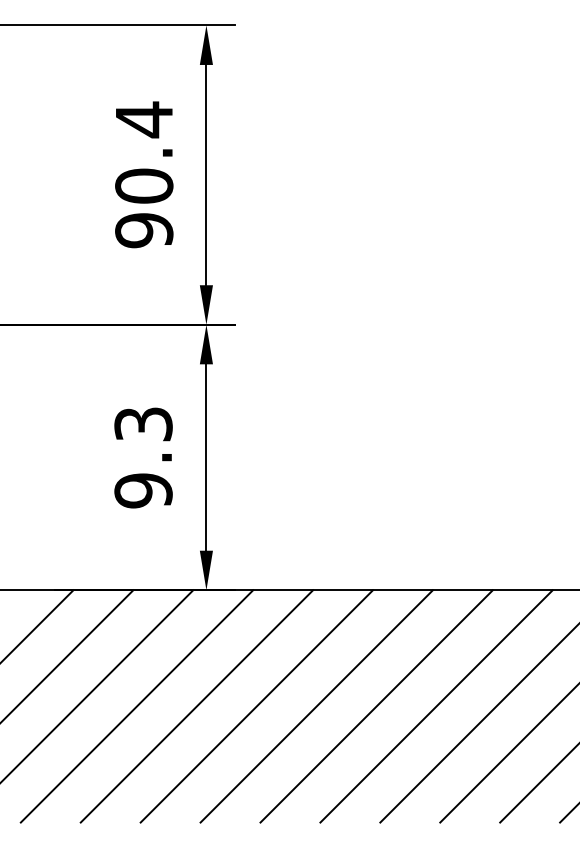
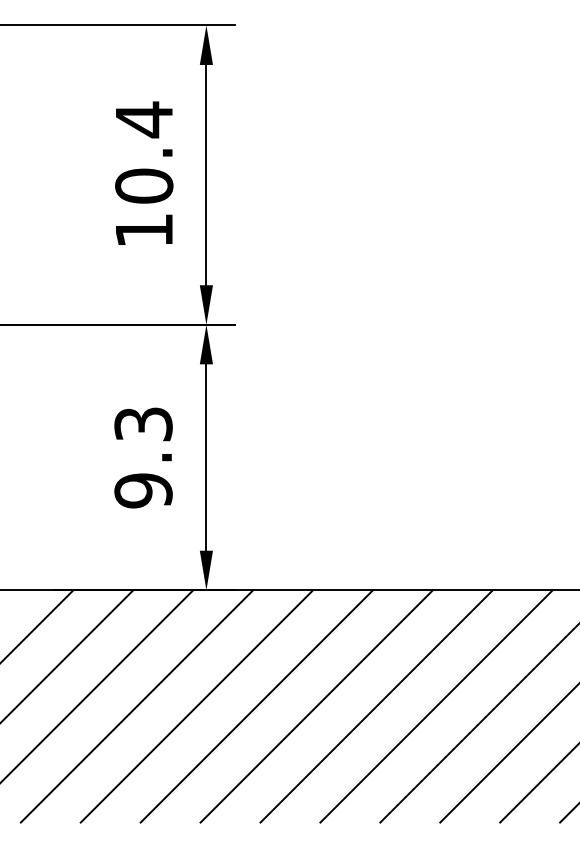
text: 90.4 -> 10.4 (144, 230)
